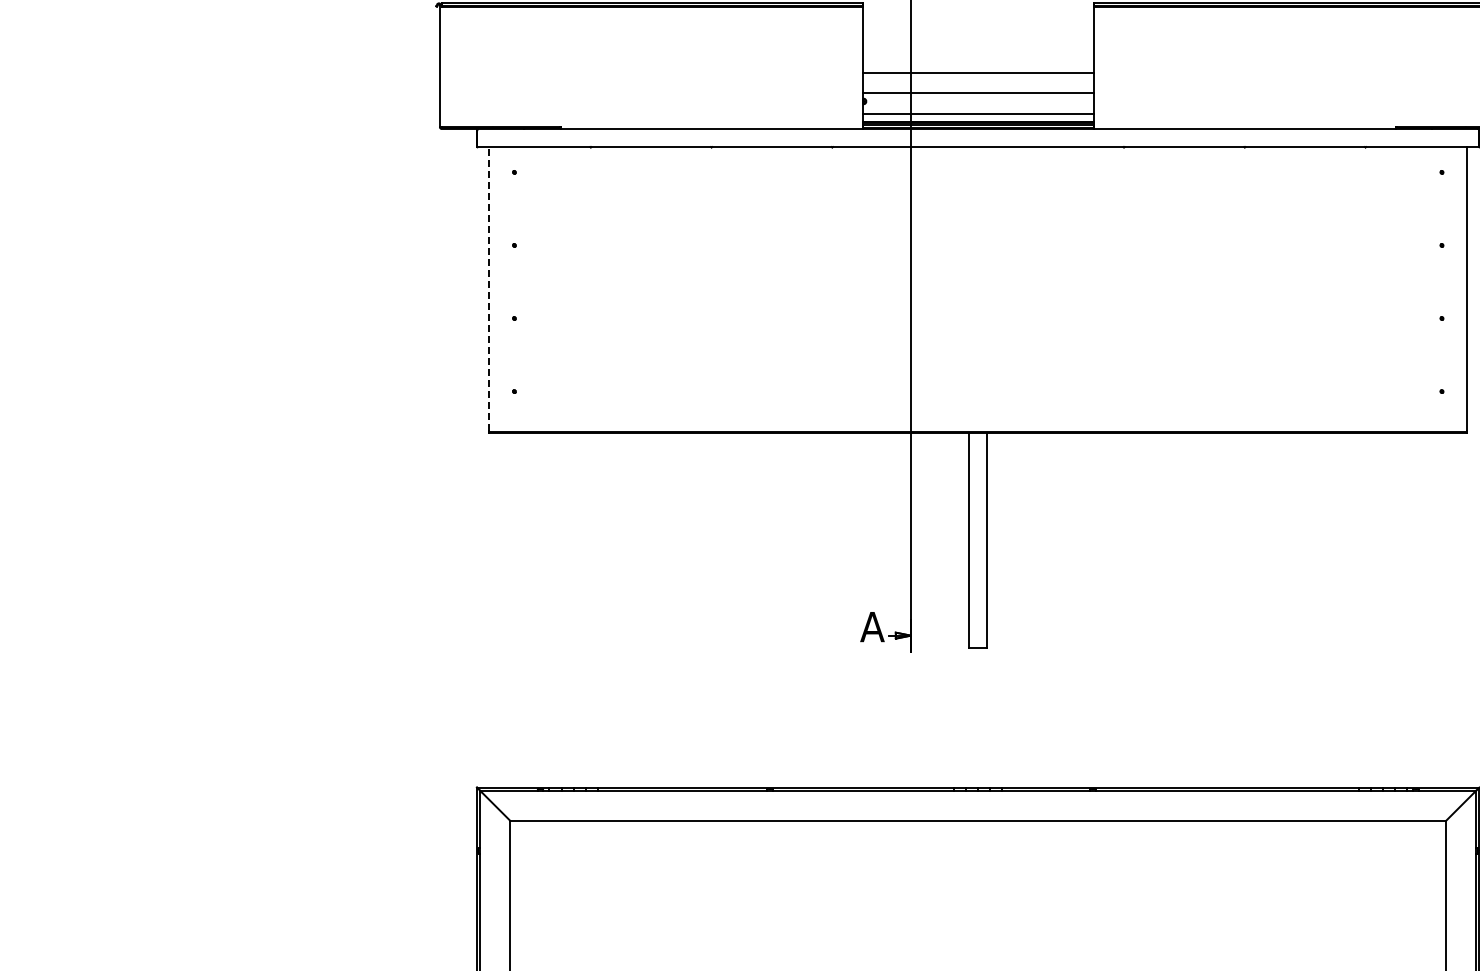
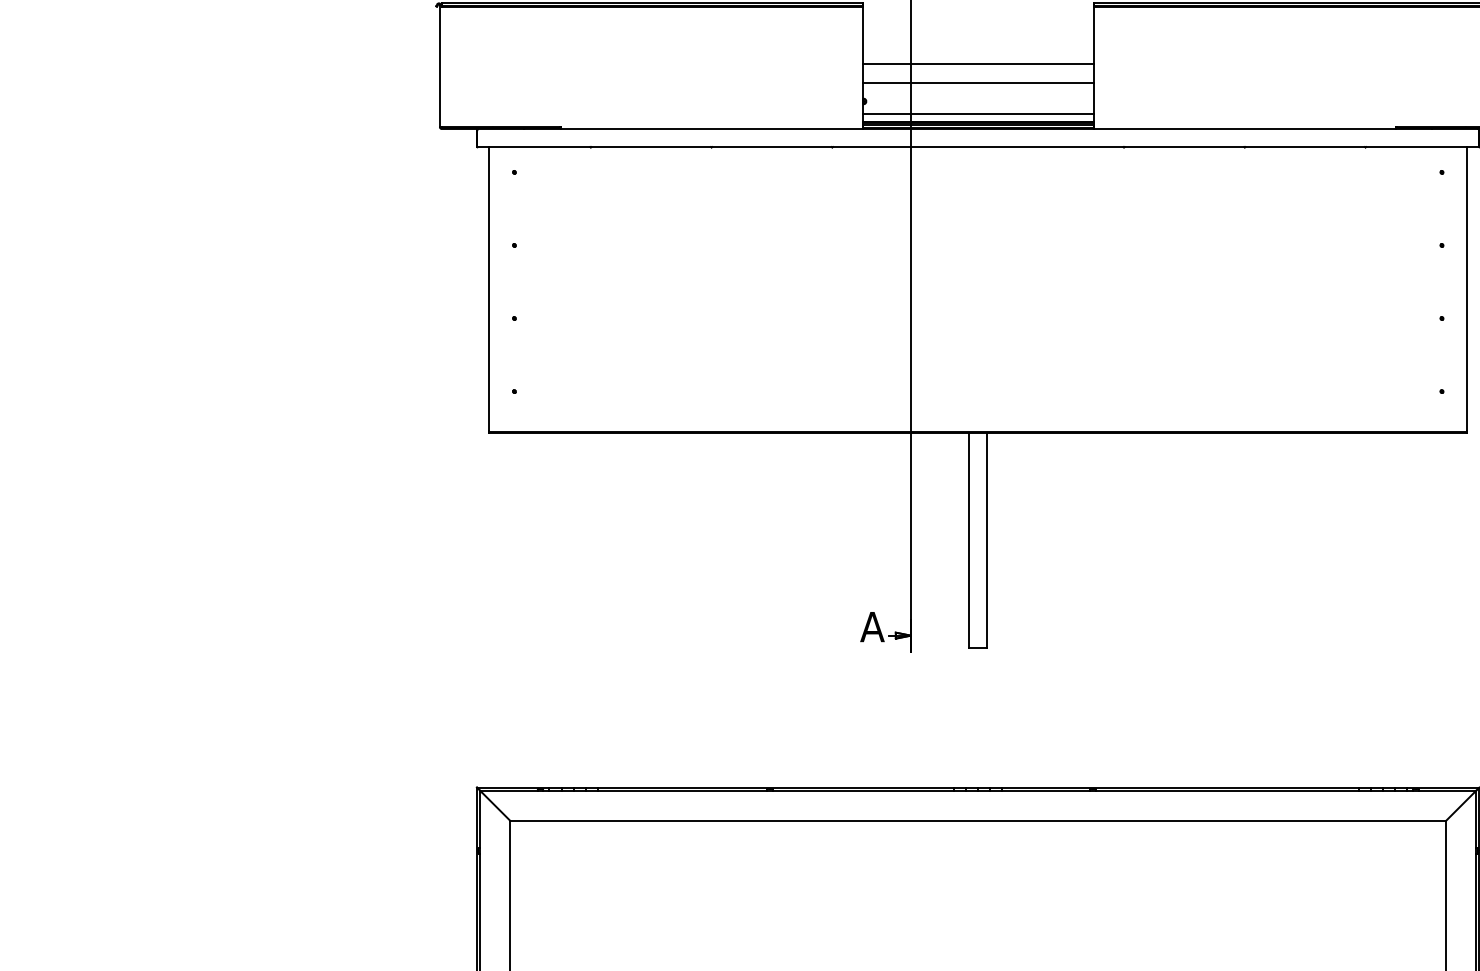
line position: (977, 73) -> (977, 64) (977, 64)
line position: (977, 93) -> (977, 83) (977, 83)
line: dashed -> solid (489, 288)
